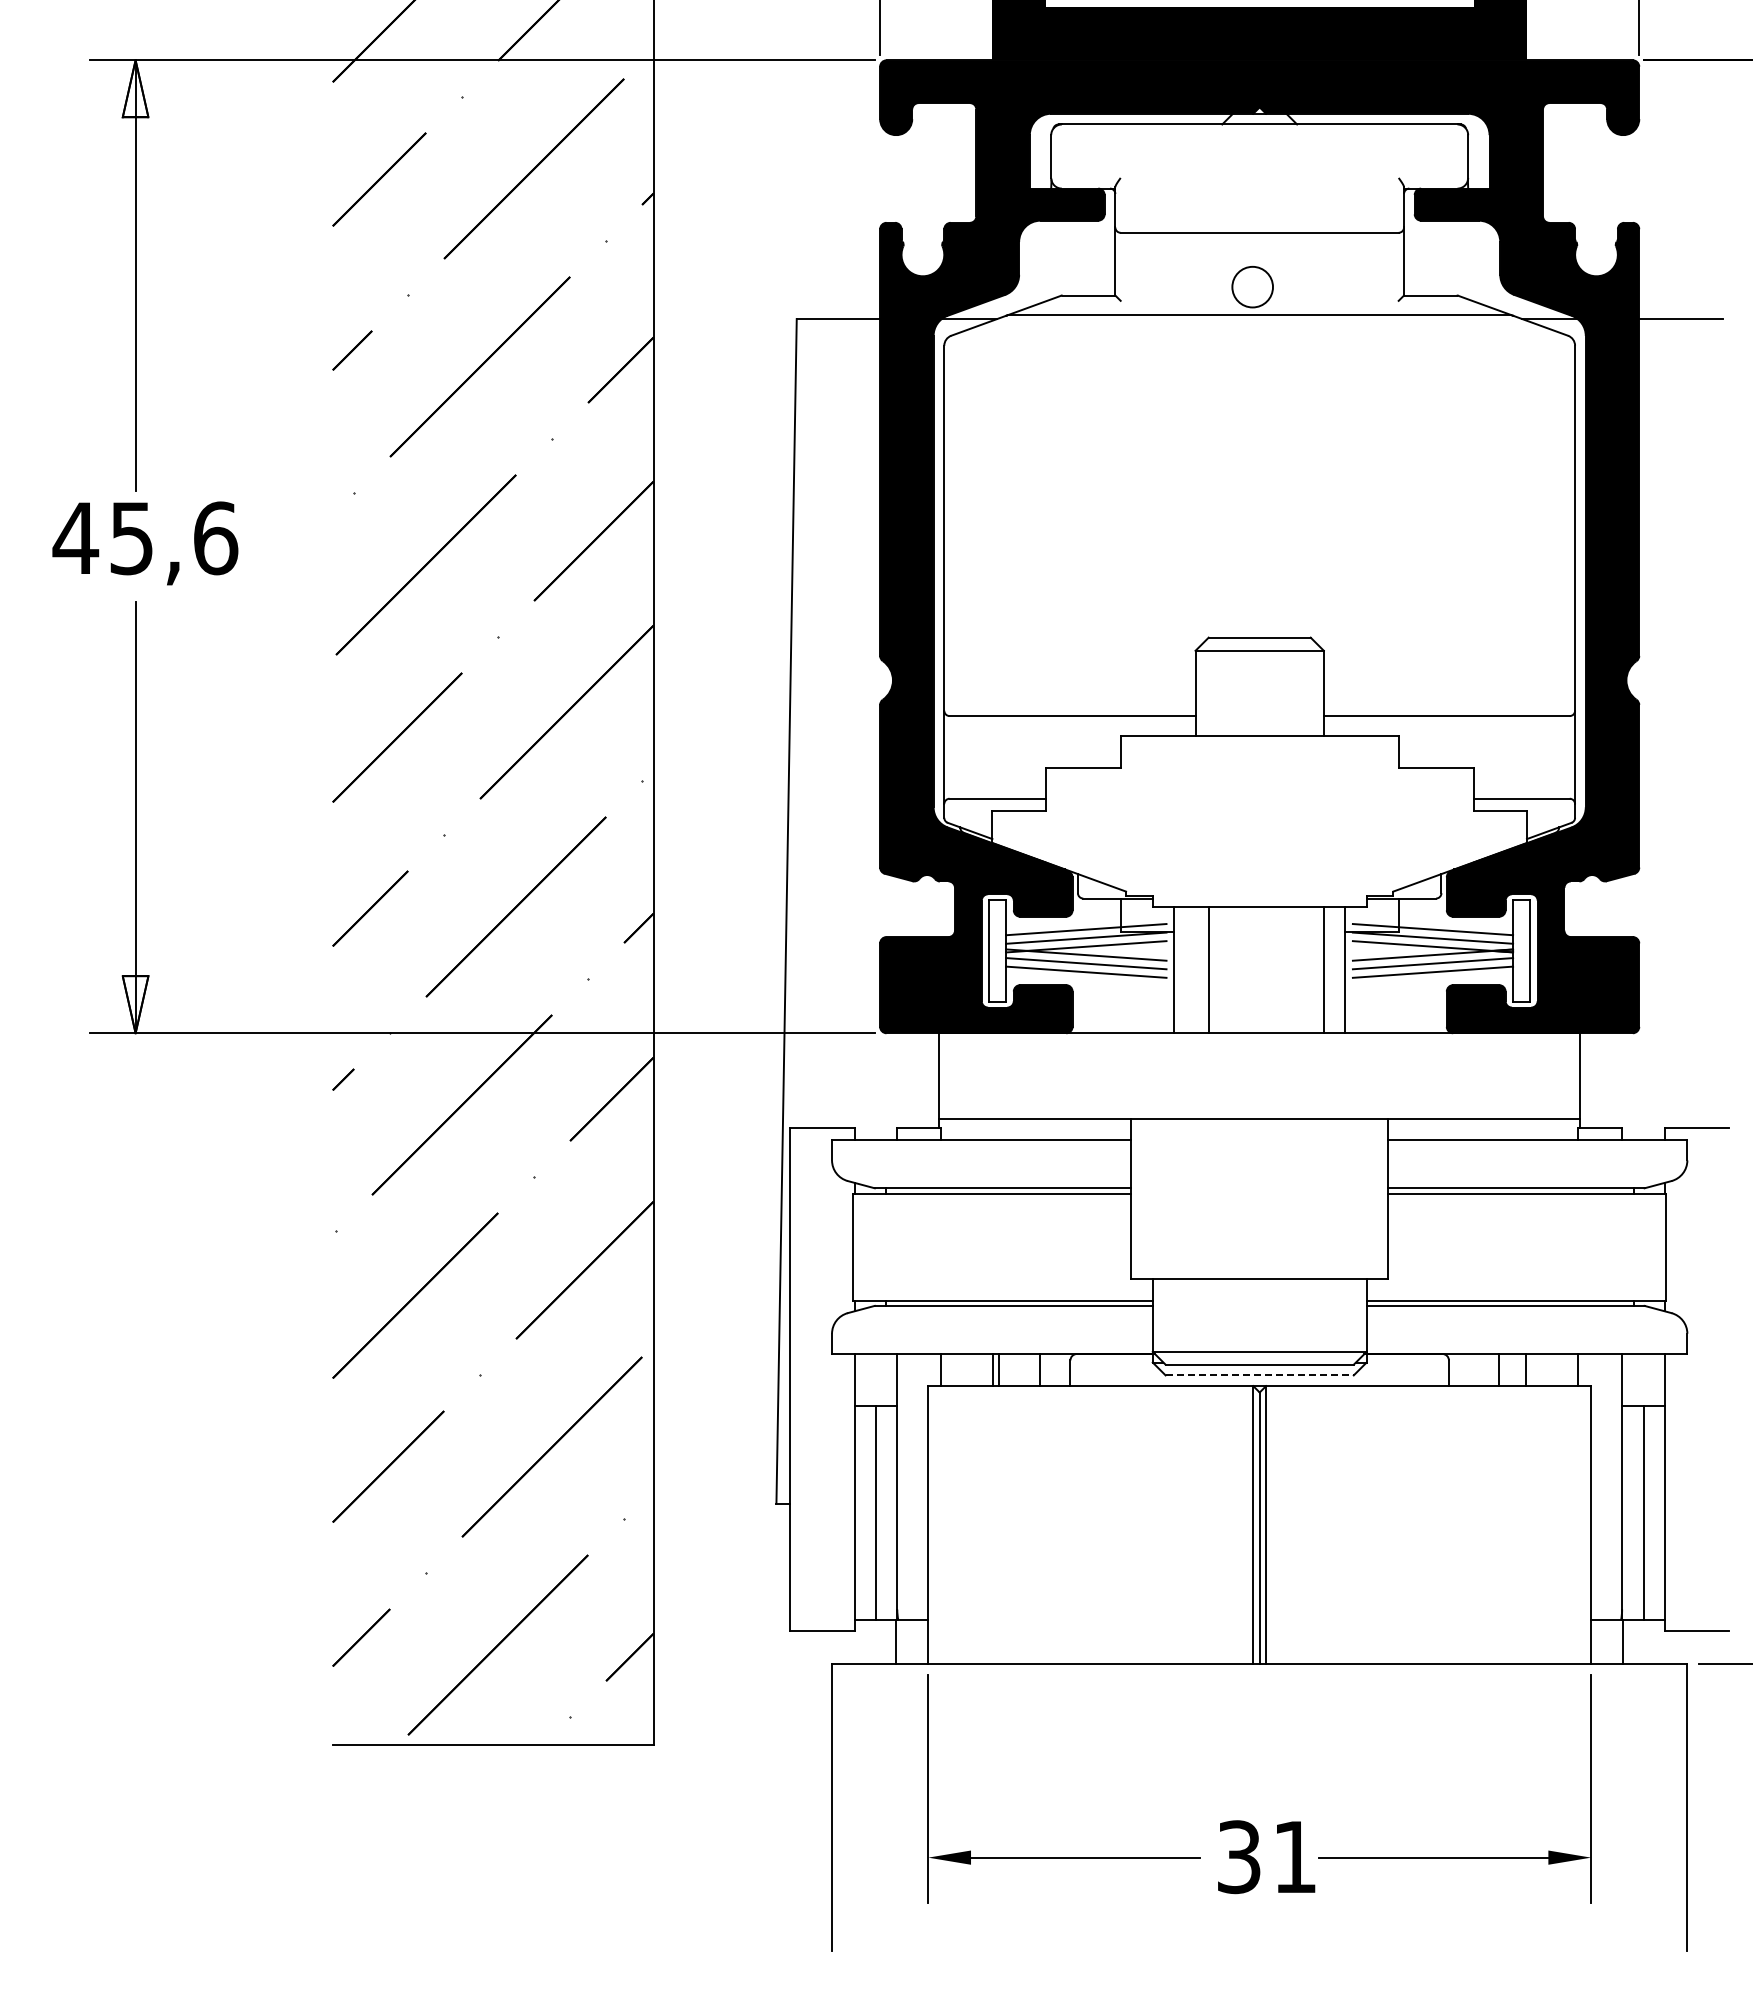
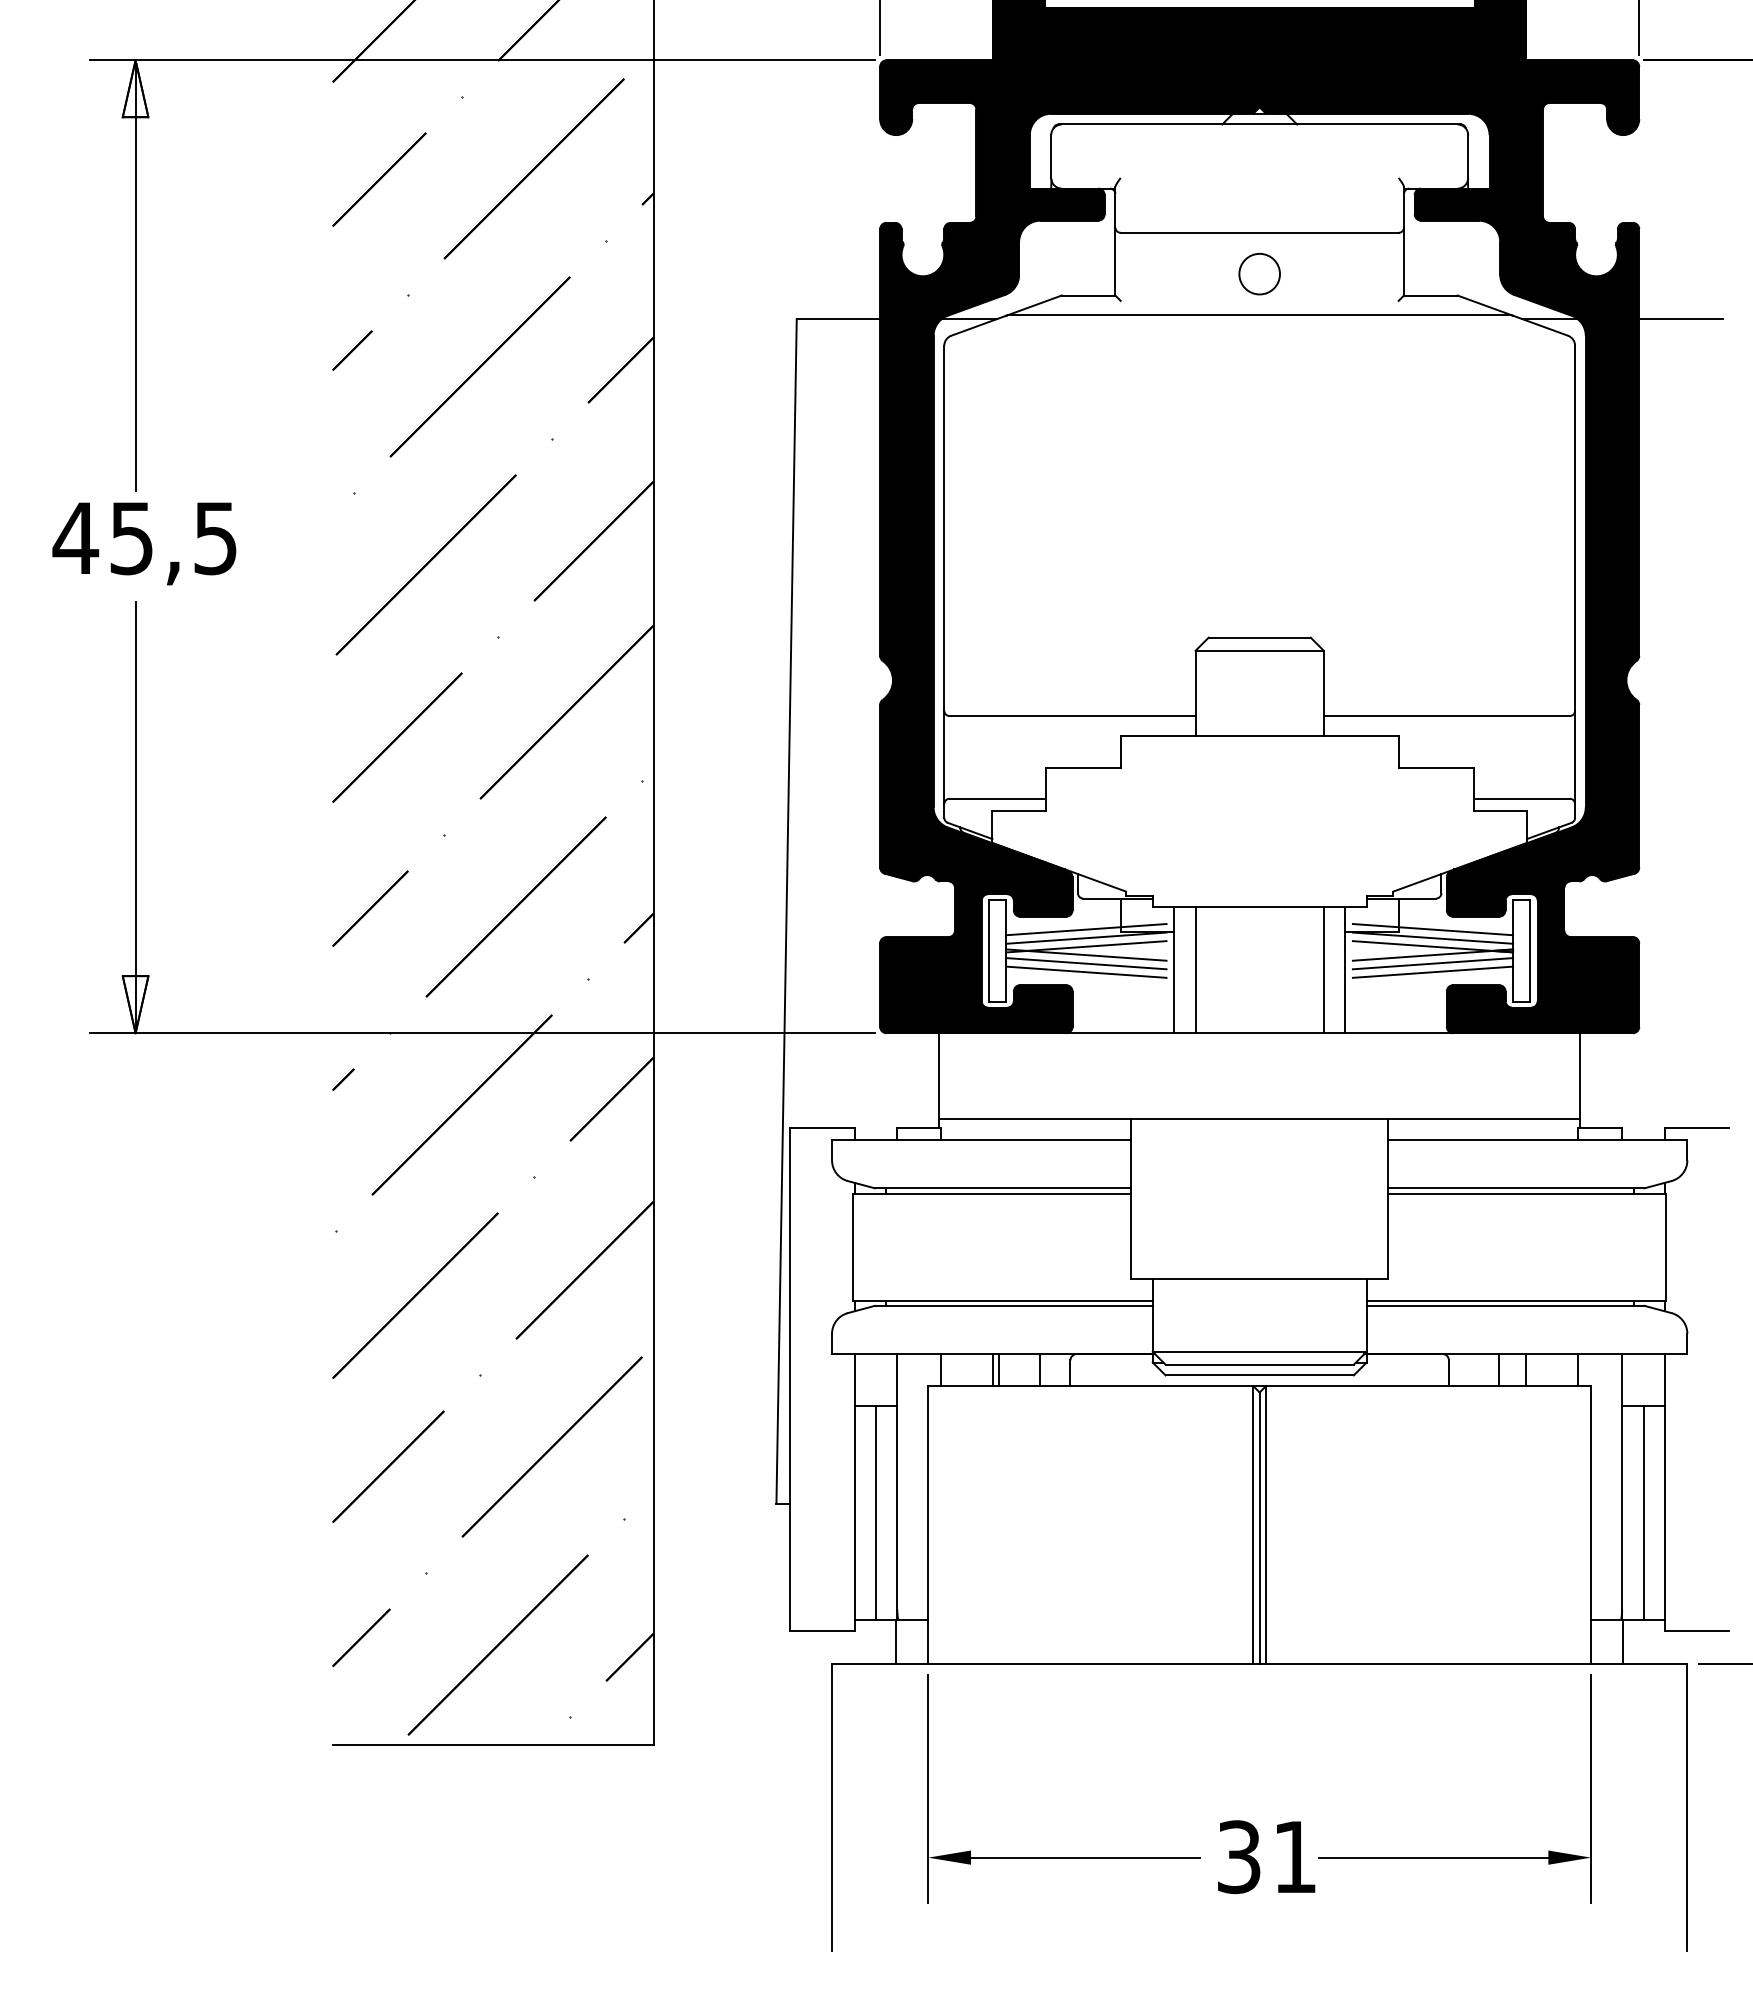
circle position: (1252, 287) -> (1259, 274) (1259, 274)
text: 45,6 -> 45,5 (216, 538)
line position: (1208, 970) -> (1195, 970) (1195, 970)
line: dashed -> solid (1260, 1375)
